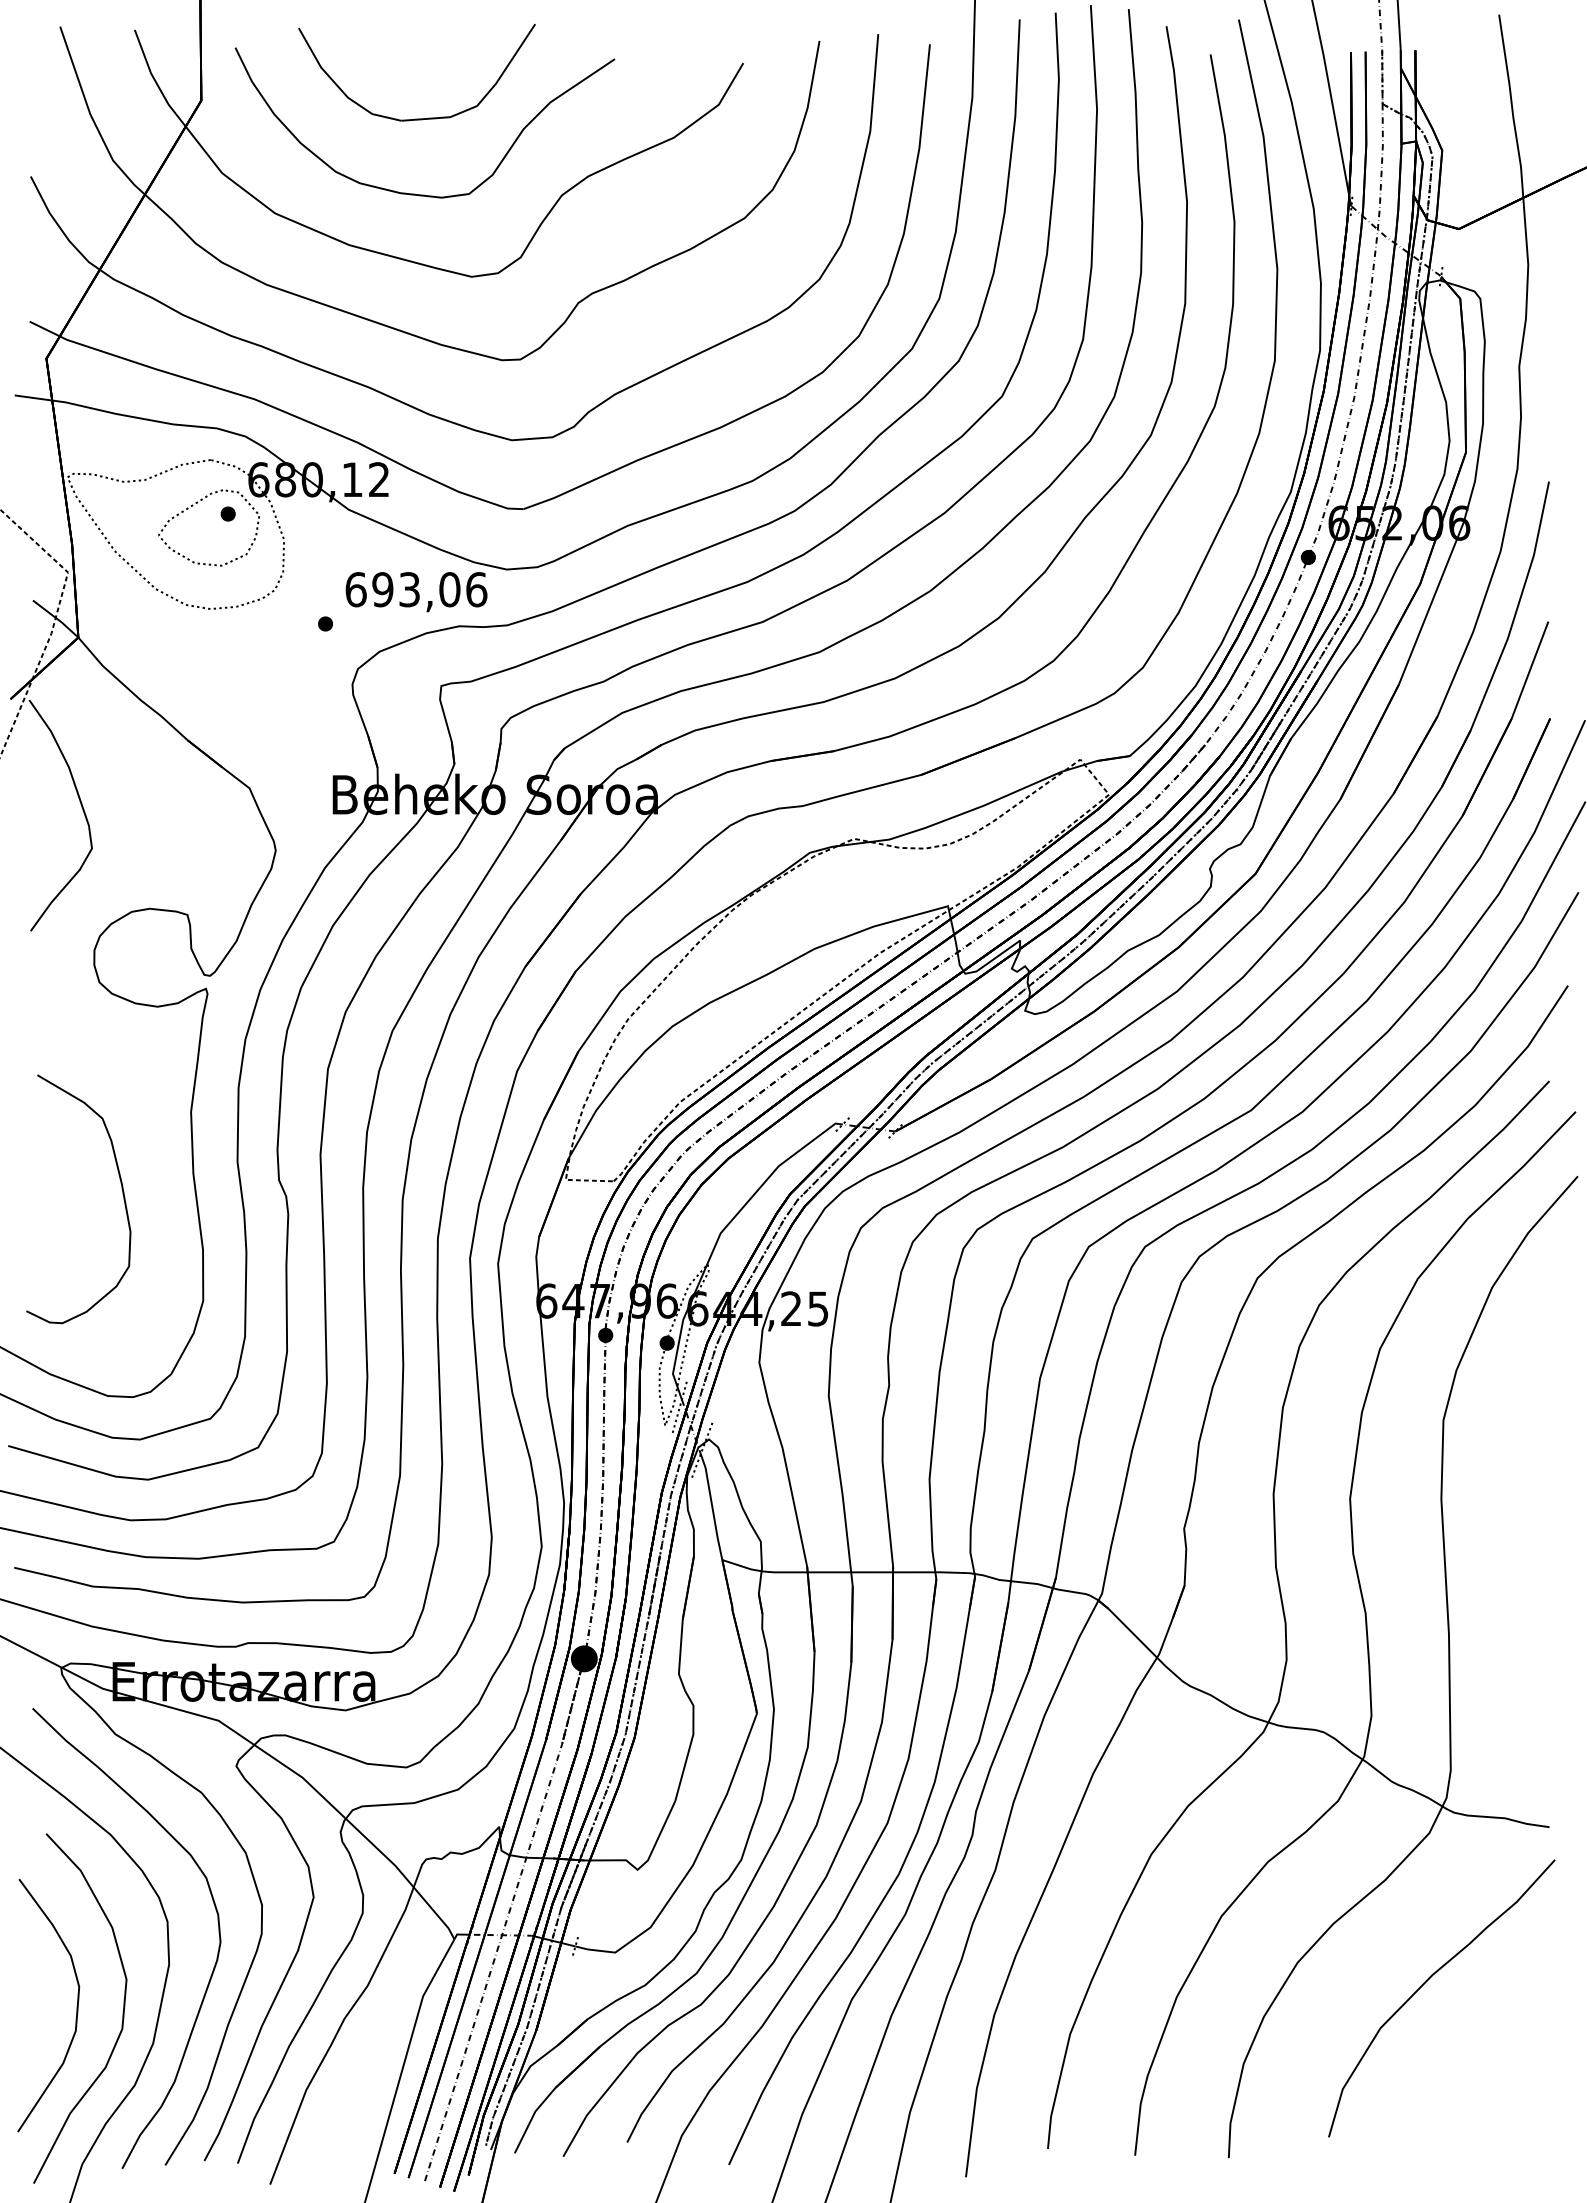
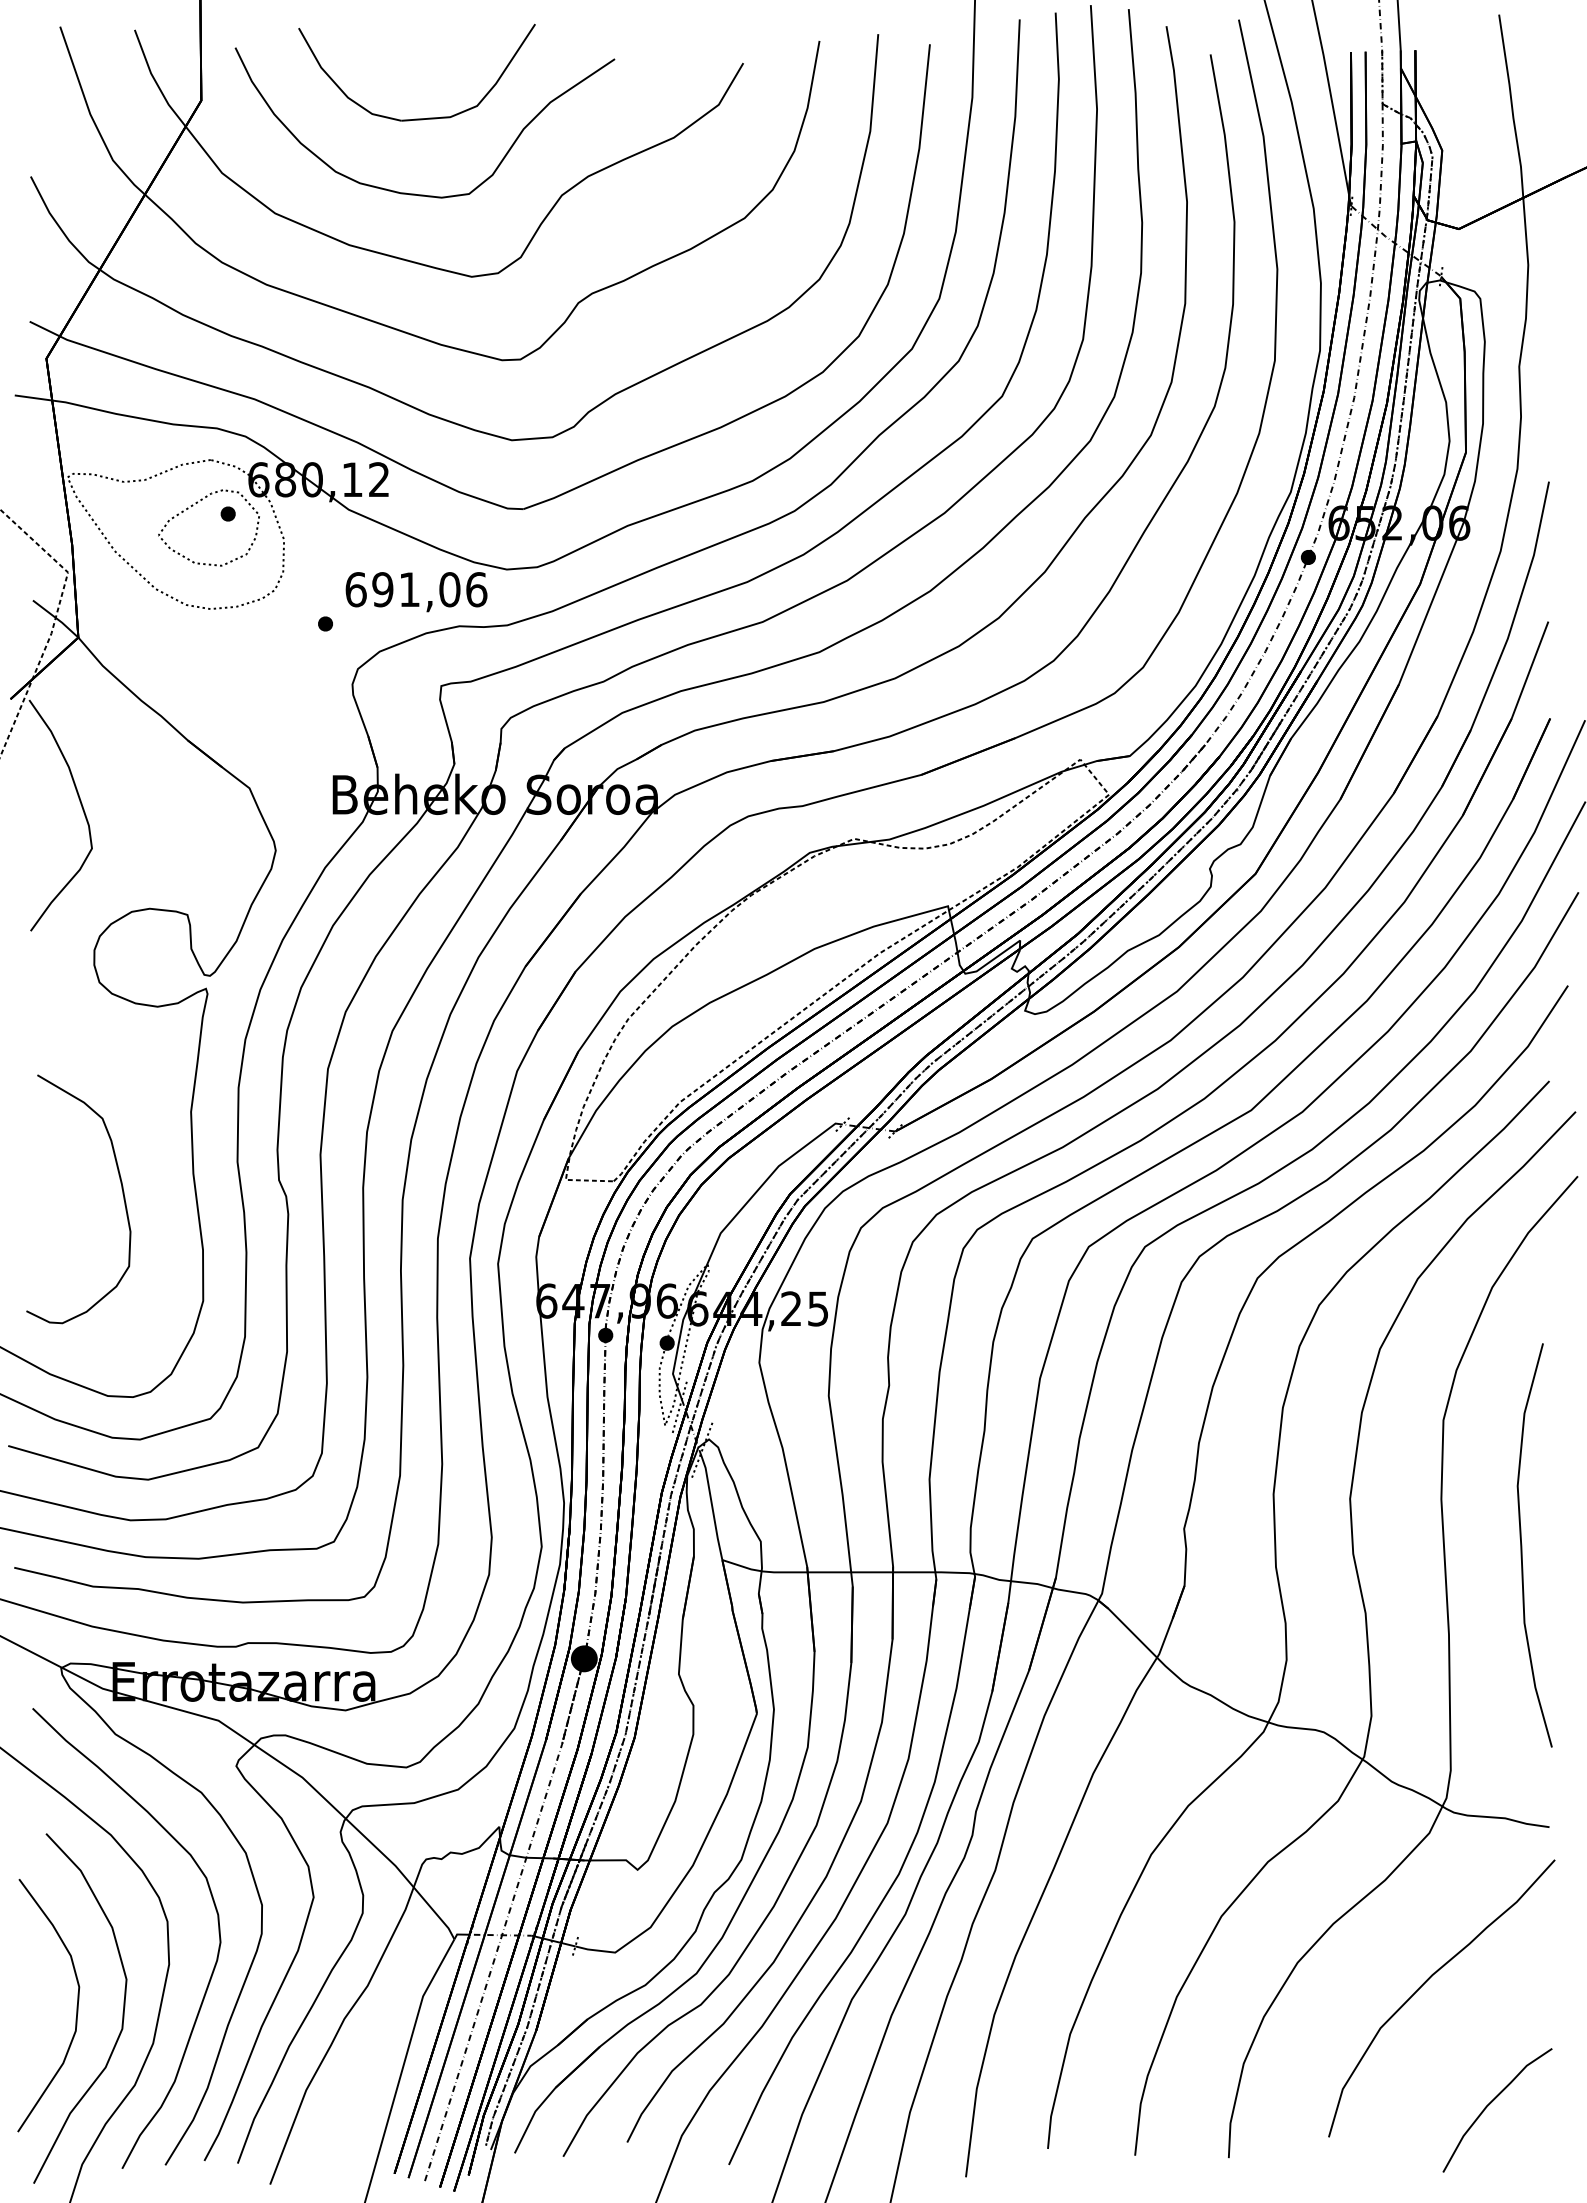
text: 693,06 -> 691,06 (409, 589)
curve: none -> present (1522, 1545)
curve: none -> present (1491, 2103)
